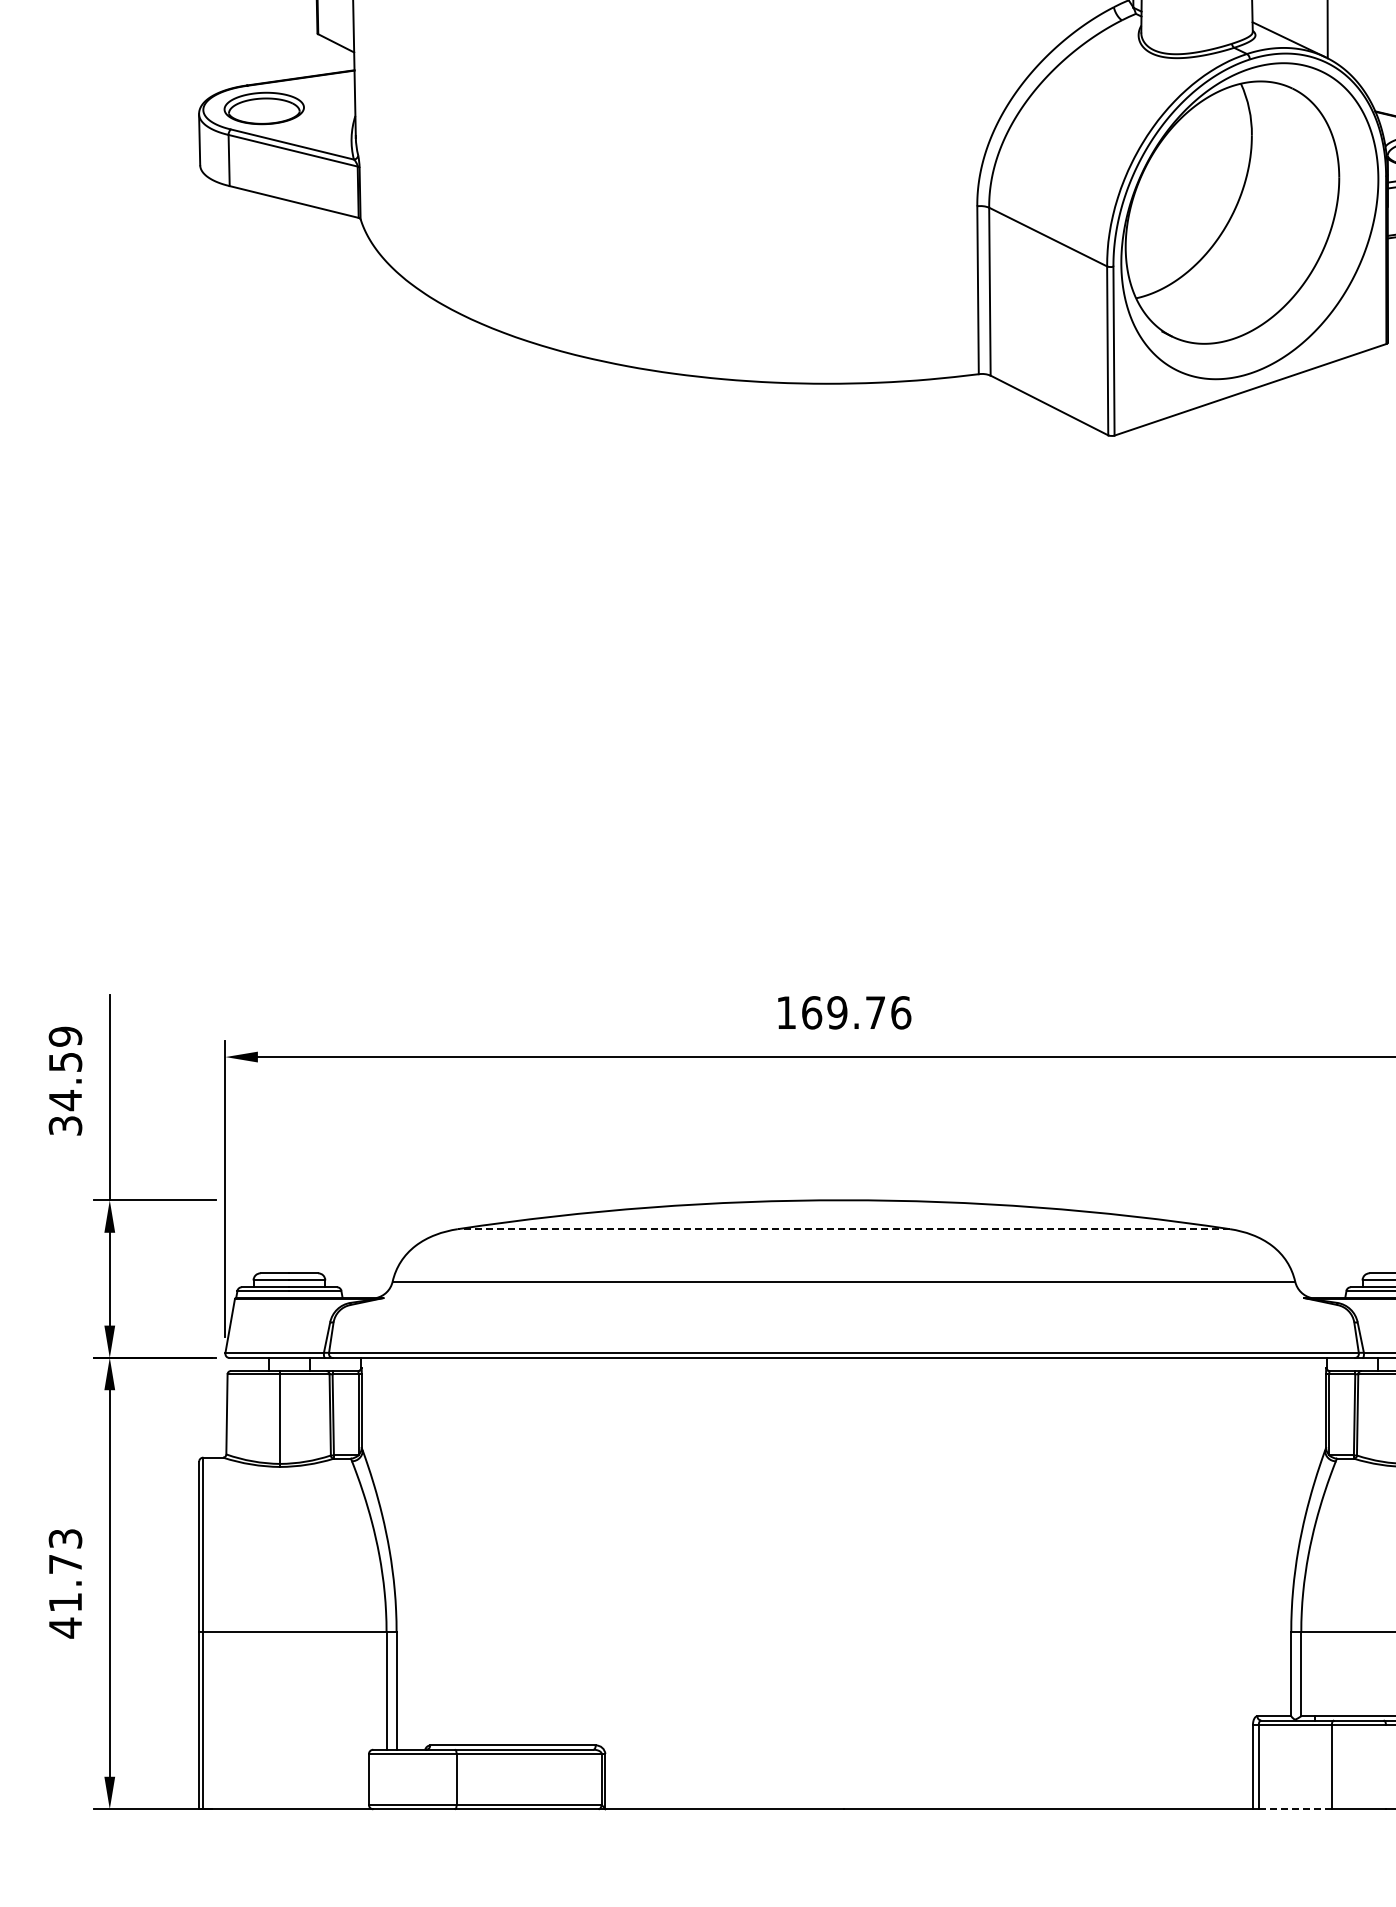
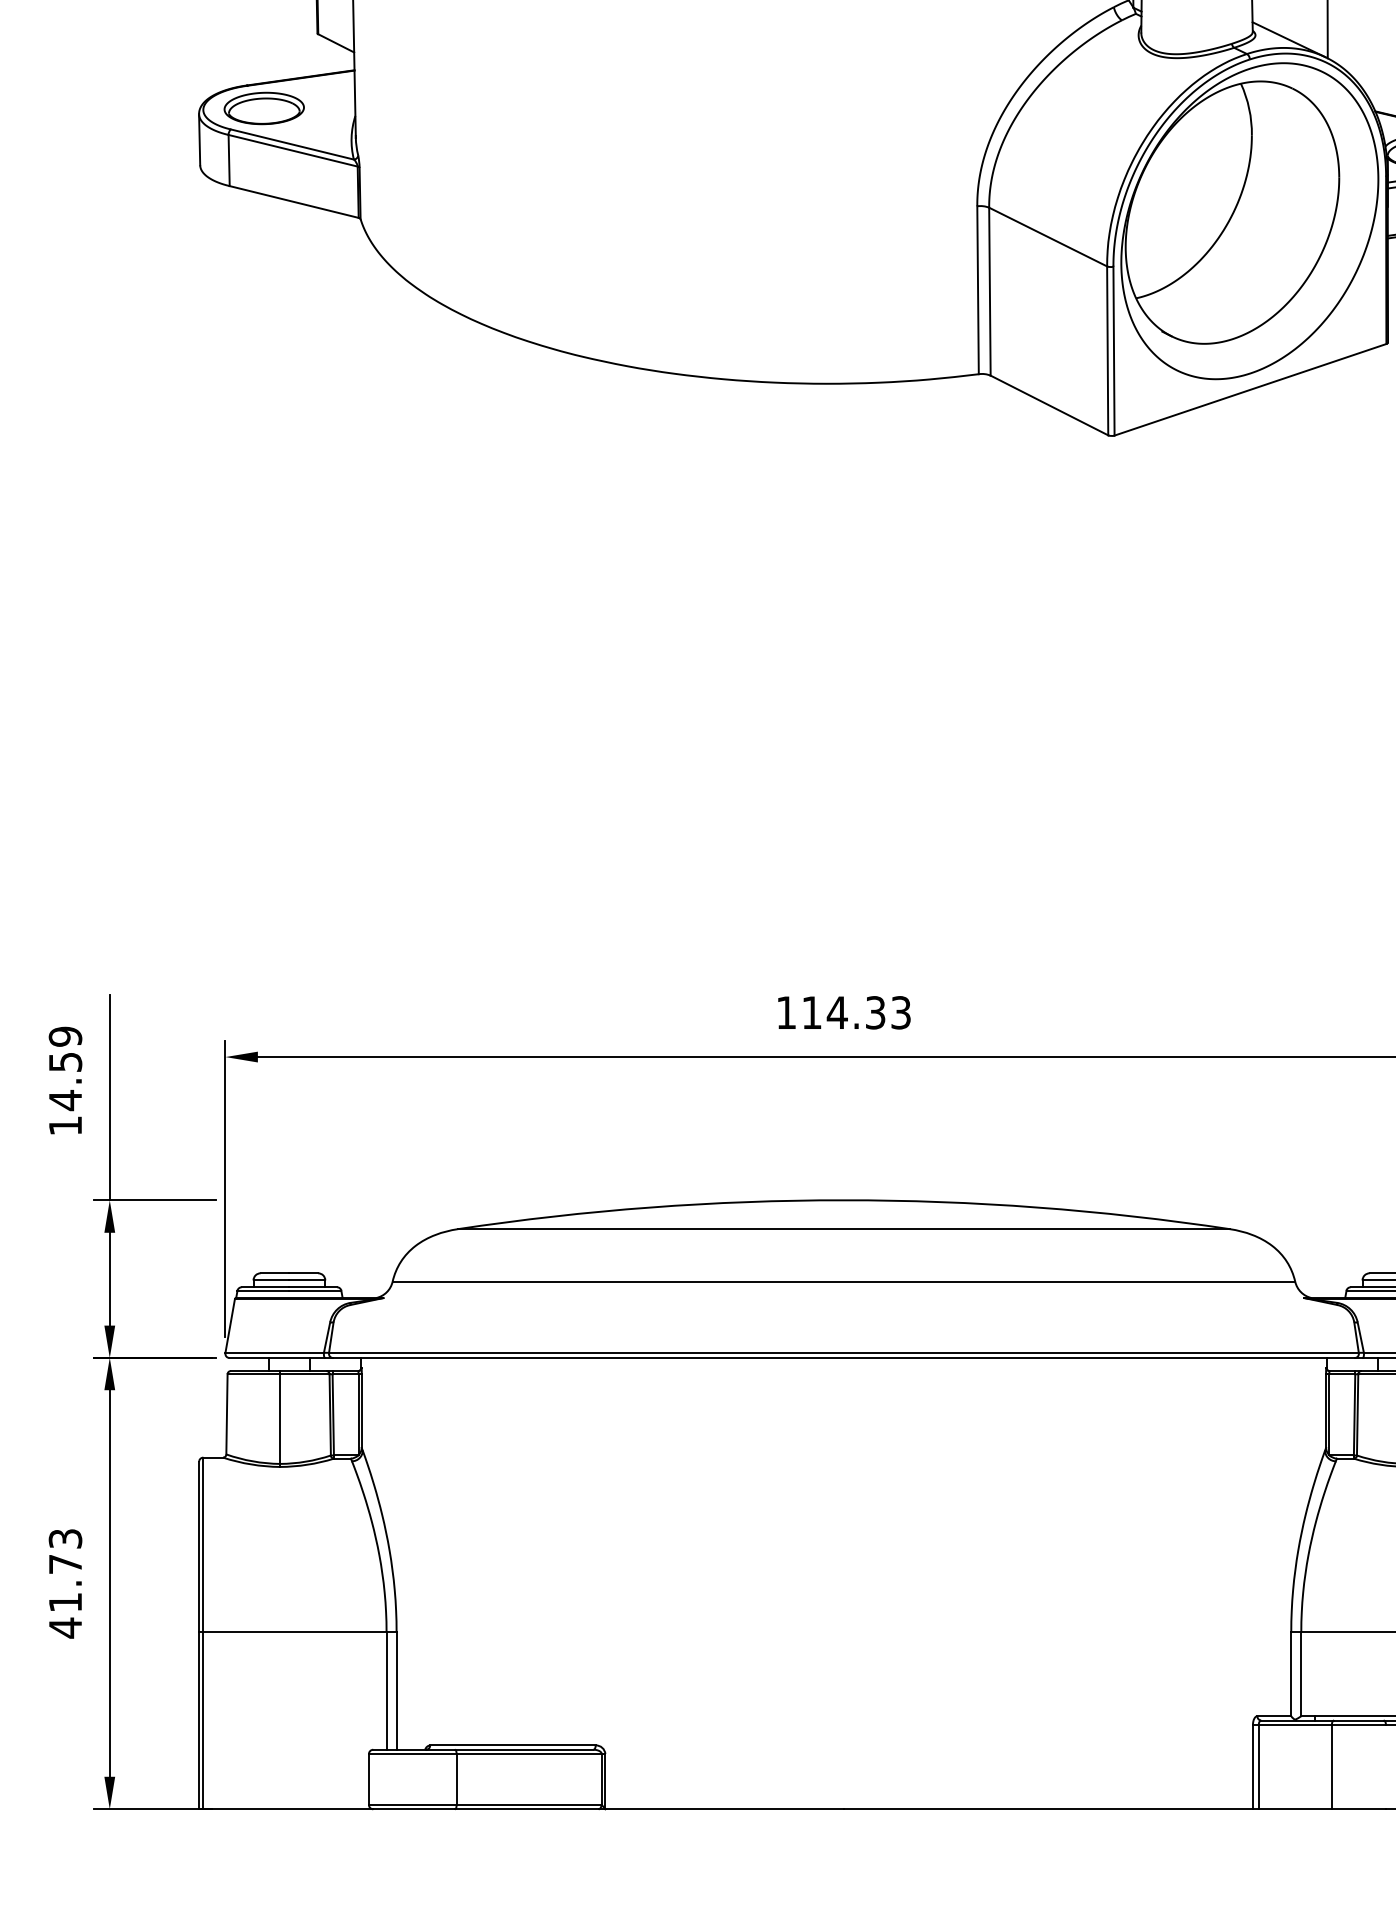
text: 169.76 -> 114.33 (856, 1012)
text: 34.59 -> 14.59 (65, 1125)
line: dashed -> solid (843, 1229)
line: dashed -> solid (1295, 1809)
